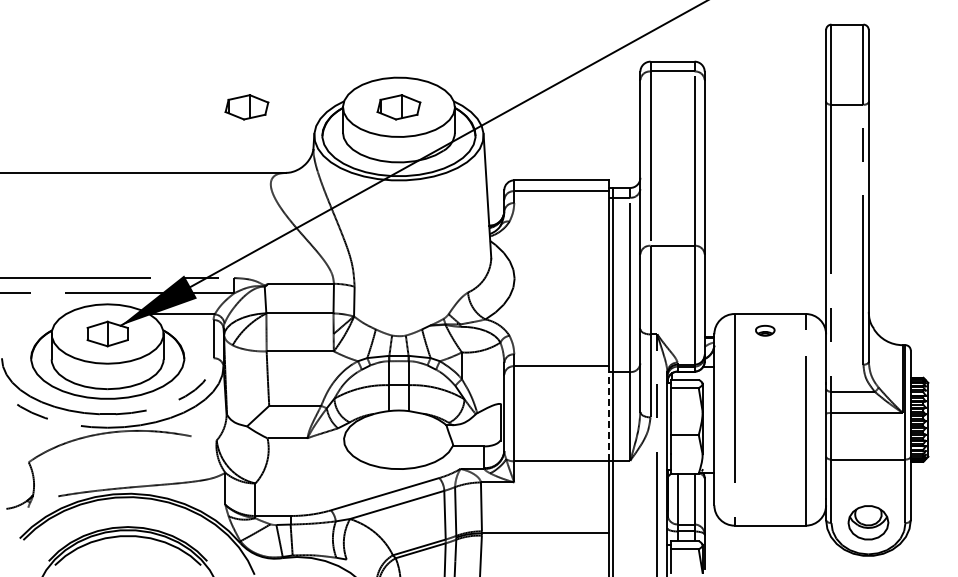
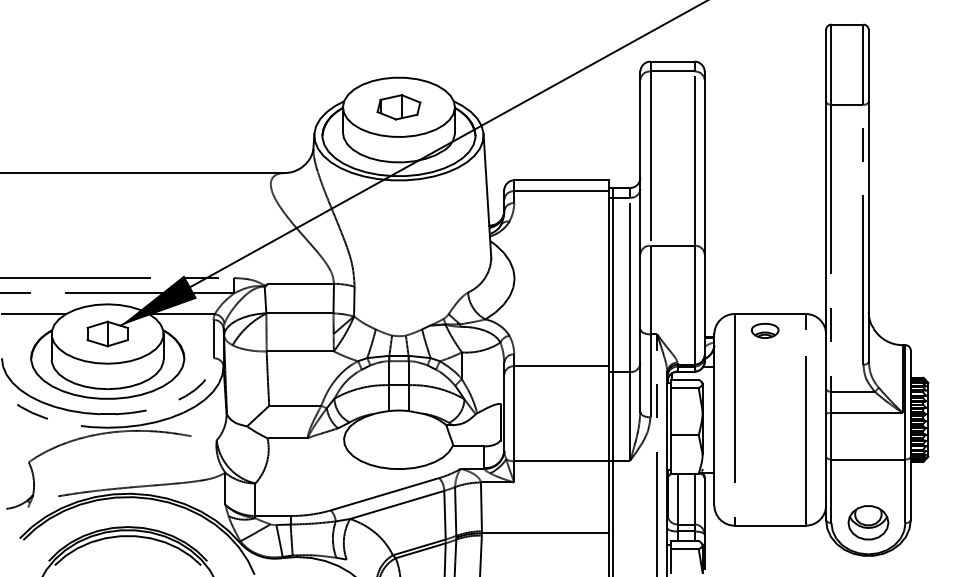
part: present -> none (246, 107)
line: none -> present (33, 314)
part size: 21x12 px -> 29x17 px (765, 330)
line: dashed -> solid (608, 413)
